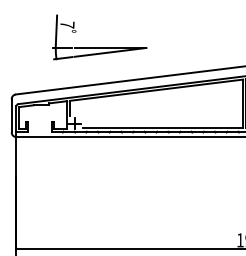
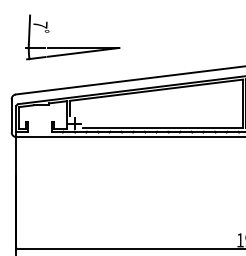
part position: (99, 47) -> (72, 47) (72, 47)
